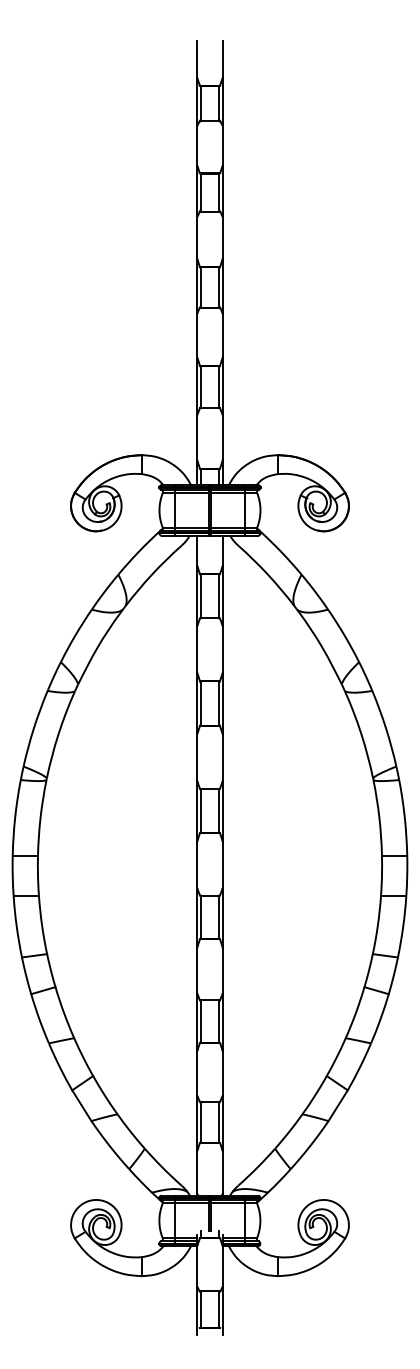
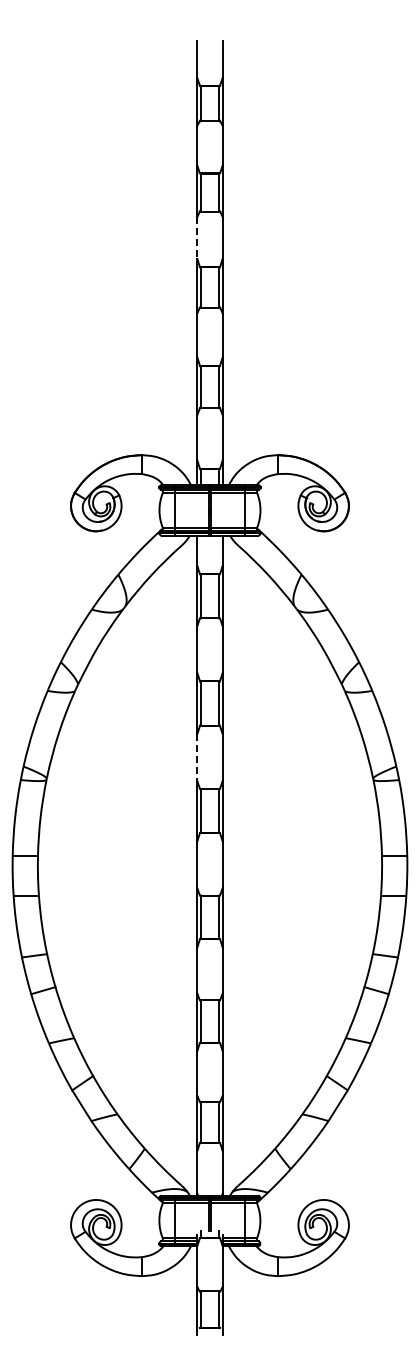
line: solid -> dashed (197, 238)
line: solid -> dashed (197, 757)
